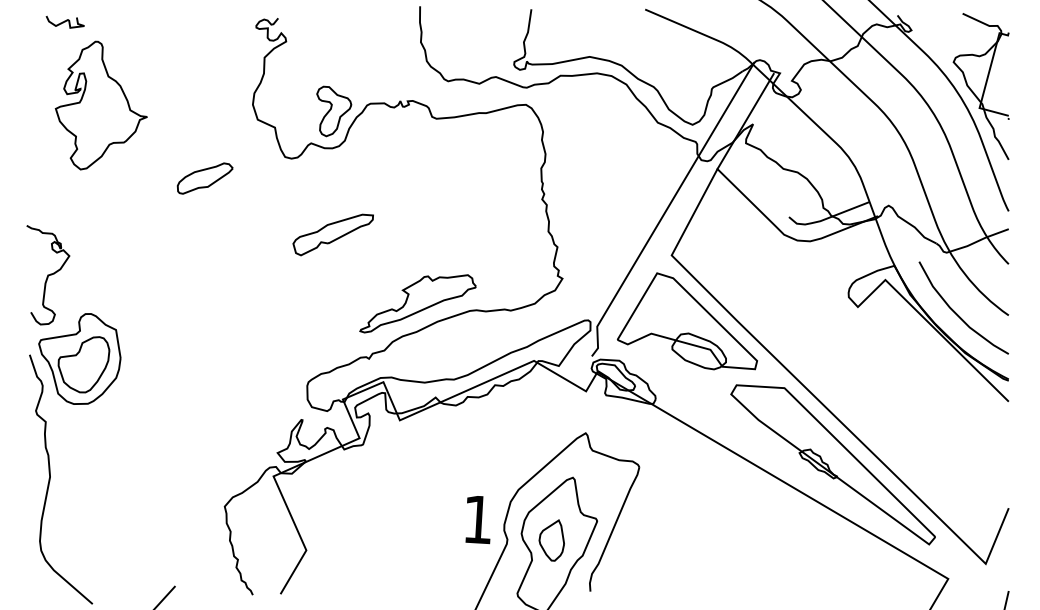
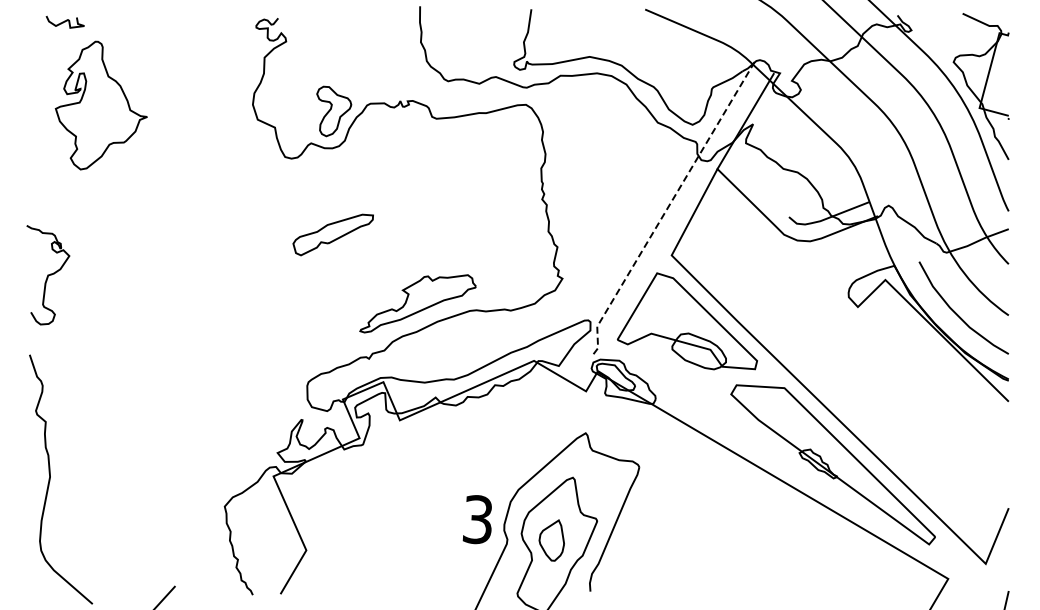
part: present -> none (204, 178)
line: solid -> dashed (666, 209)
part: present -> none (79, 358)
text: 1 -> 3 (476, 519)
